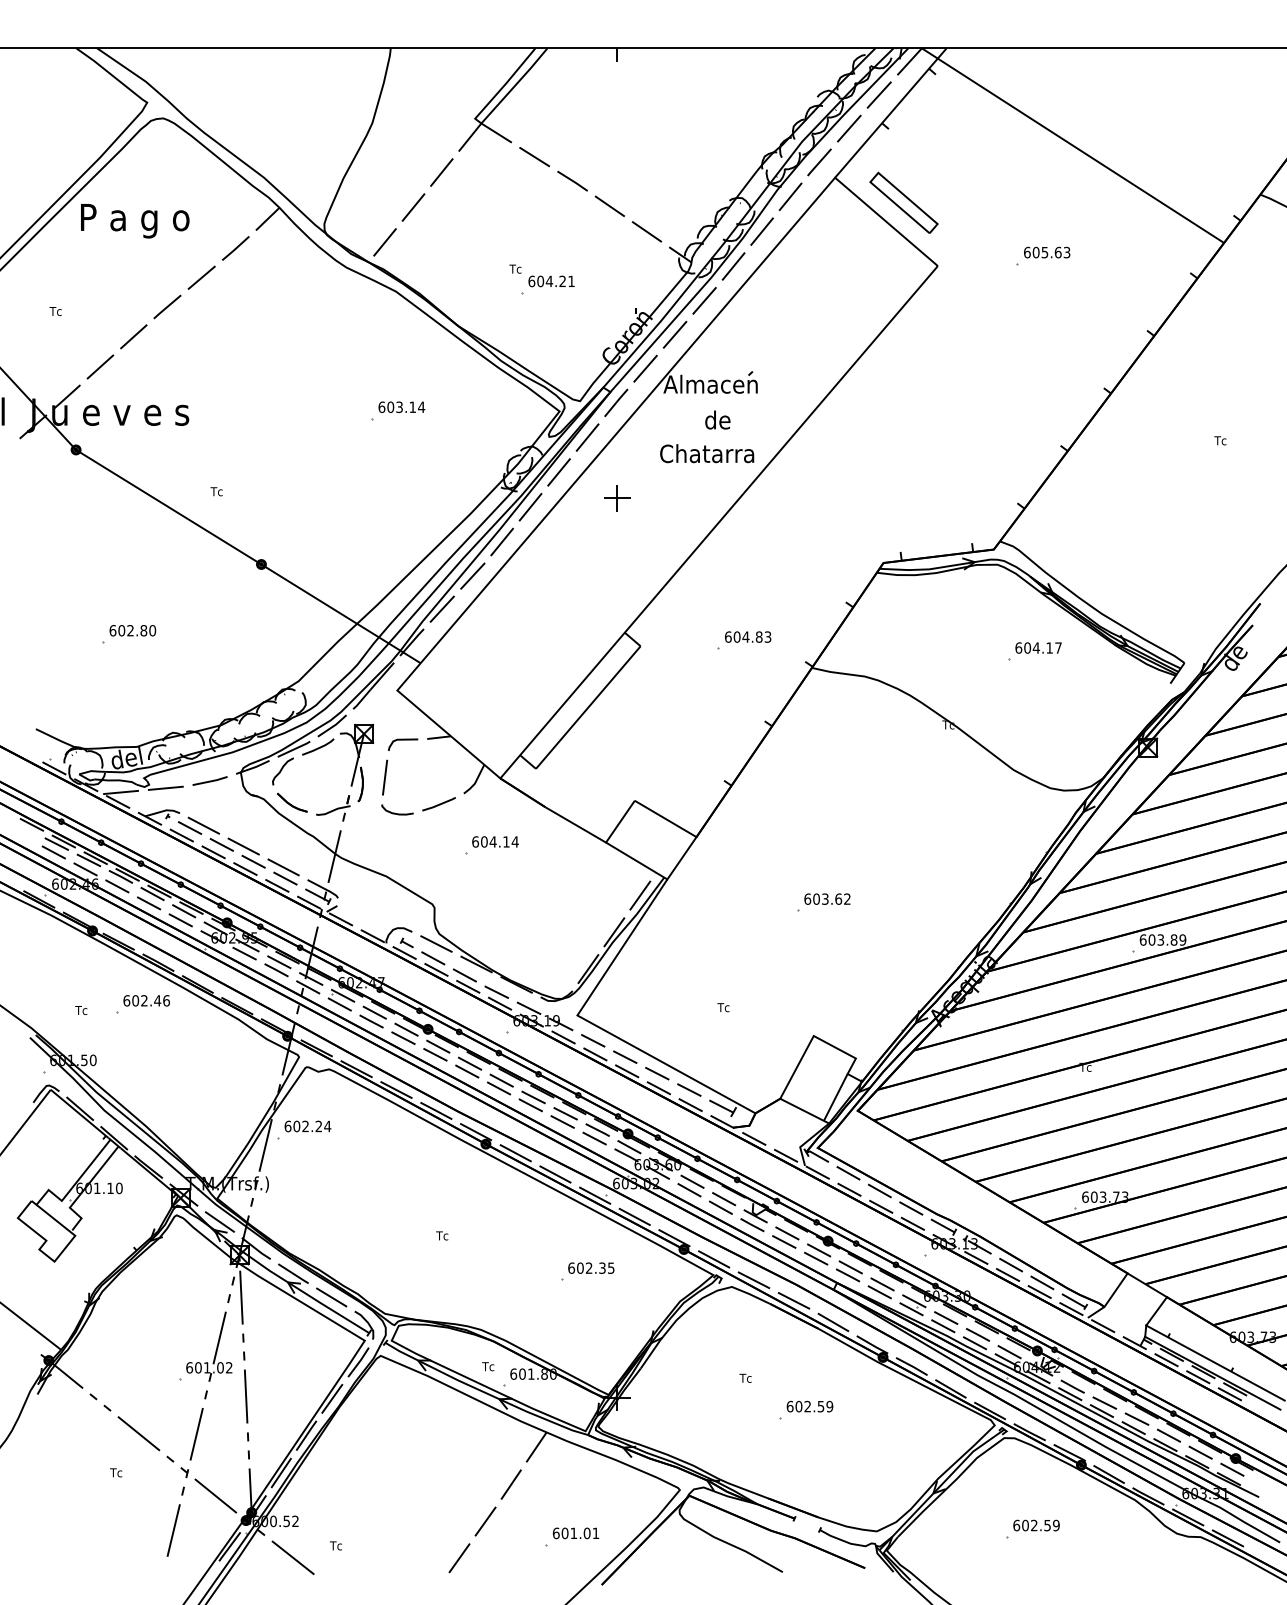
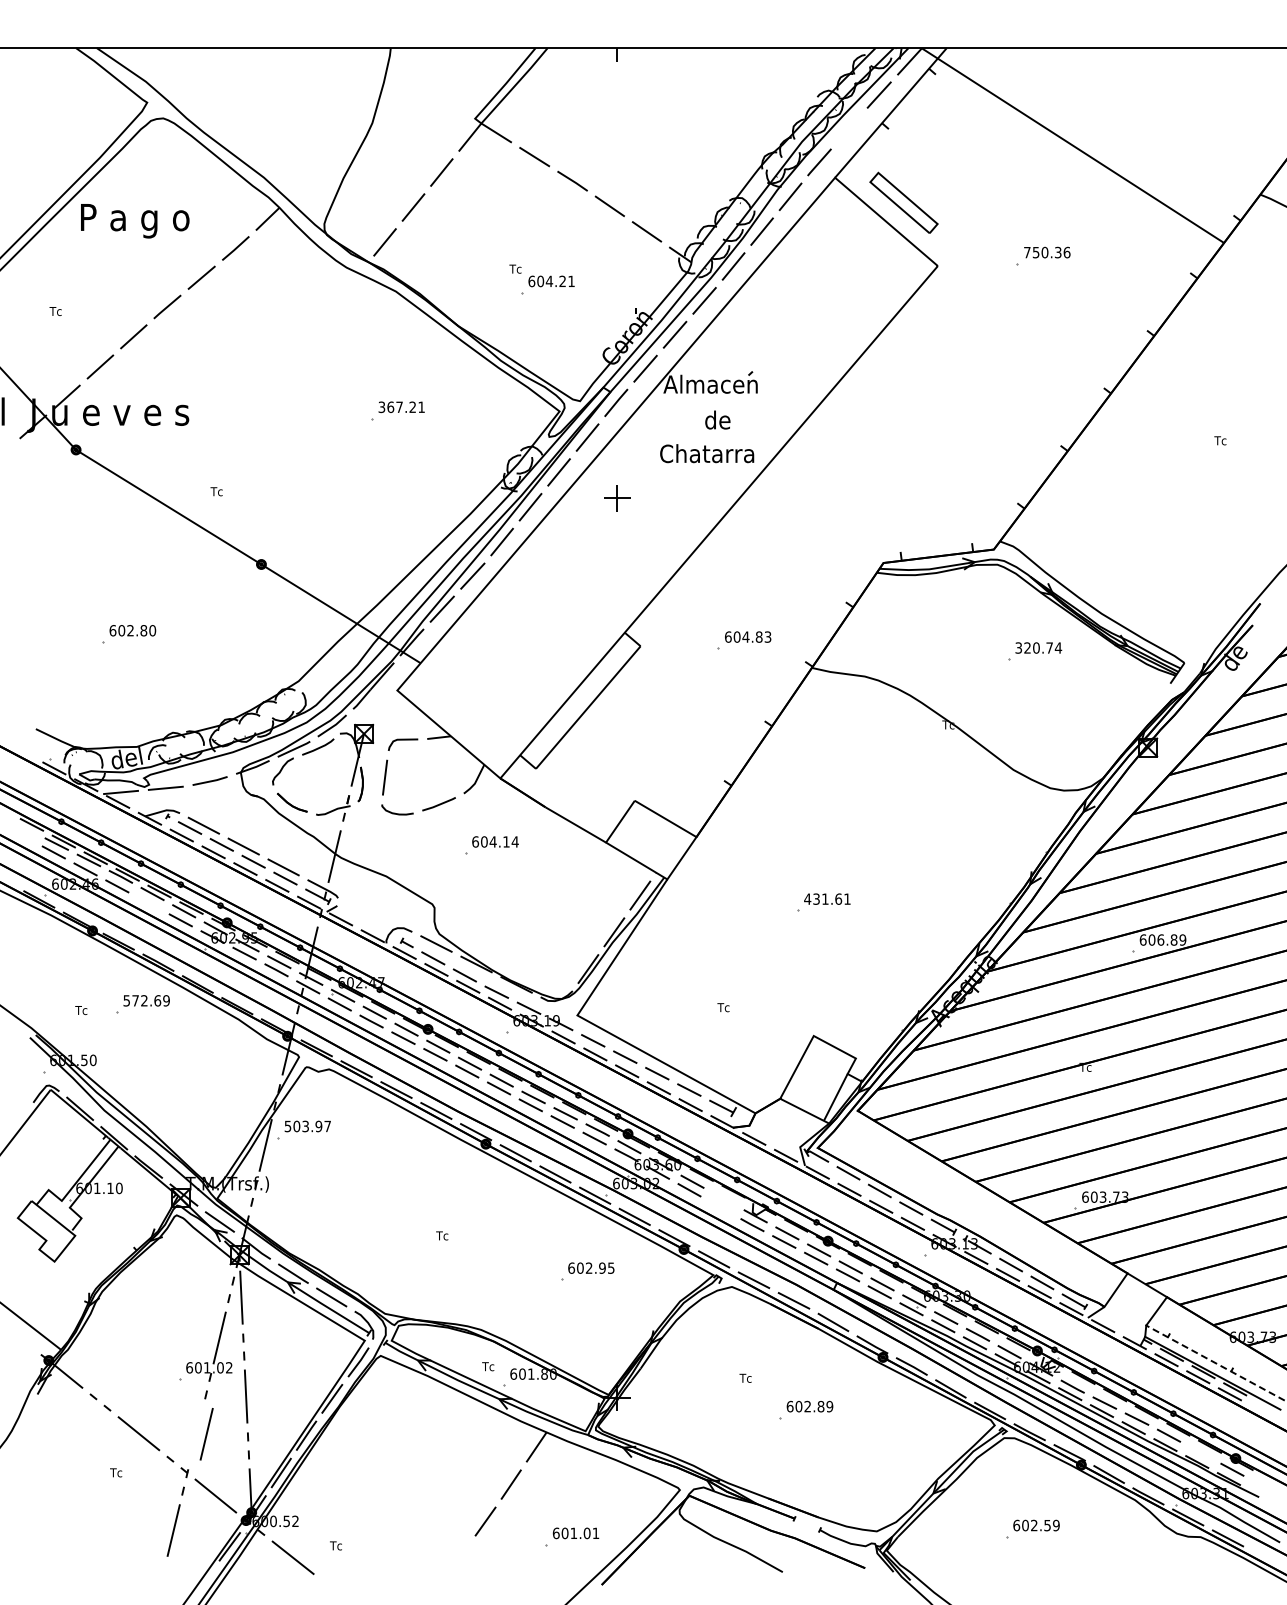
line: present -> none (849, 128)
text: 605.63 -> 750.36 (1047, 252)
text: 603.14 -> 367.21 (401, 407)
text: 604.17 -> 320.74 (1038, 647)
text: 603.62 -> 431.61 (827, 898)
line: present -> none (148, 903)
text: 603.89 -> 606.89 (1160, 939)
text: 602.46 -> 572.69 (146, 1000)
text: 602.24 -> 503.97 (307, 1126)
part: present -> none (722, 1203)
text: 602.35 -> 602.95 (602, 1267)
line: solid -> dashed (1215, 1363)
text: 602.59 -> 602.89 (820, 1406)
line position: (196, 1434) -> (206, 1434) (206, 1434)
line: present -> none (1200, 1452)
line: present -> none (459, 1558)
